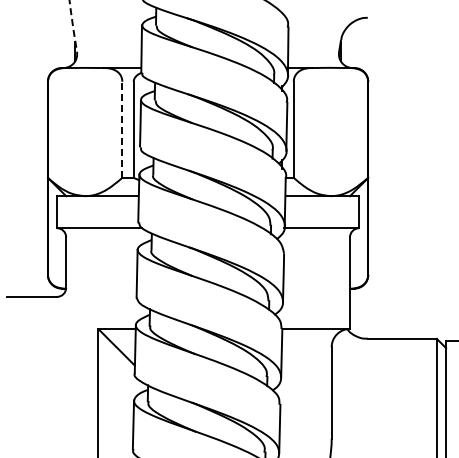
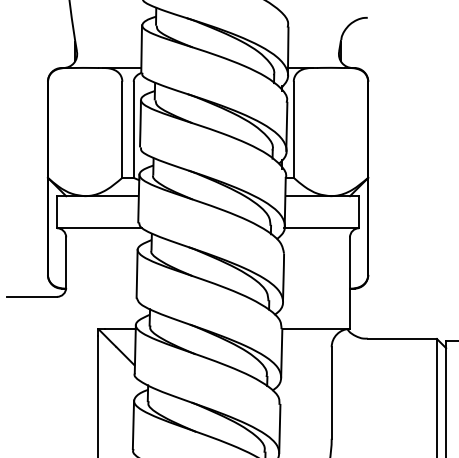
arc: dashed -> solid (73, 26)
line: dashed -> solid (122, 129)
